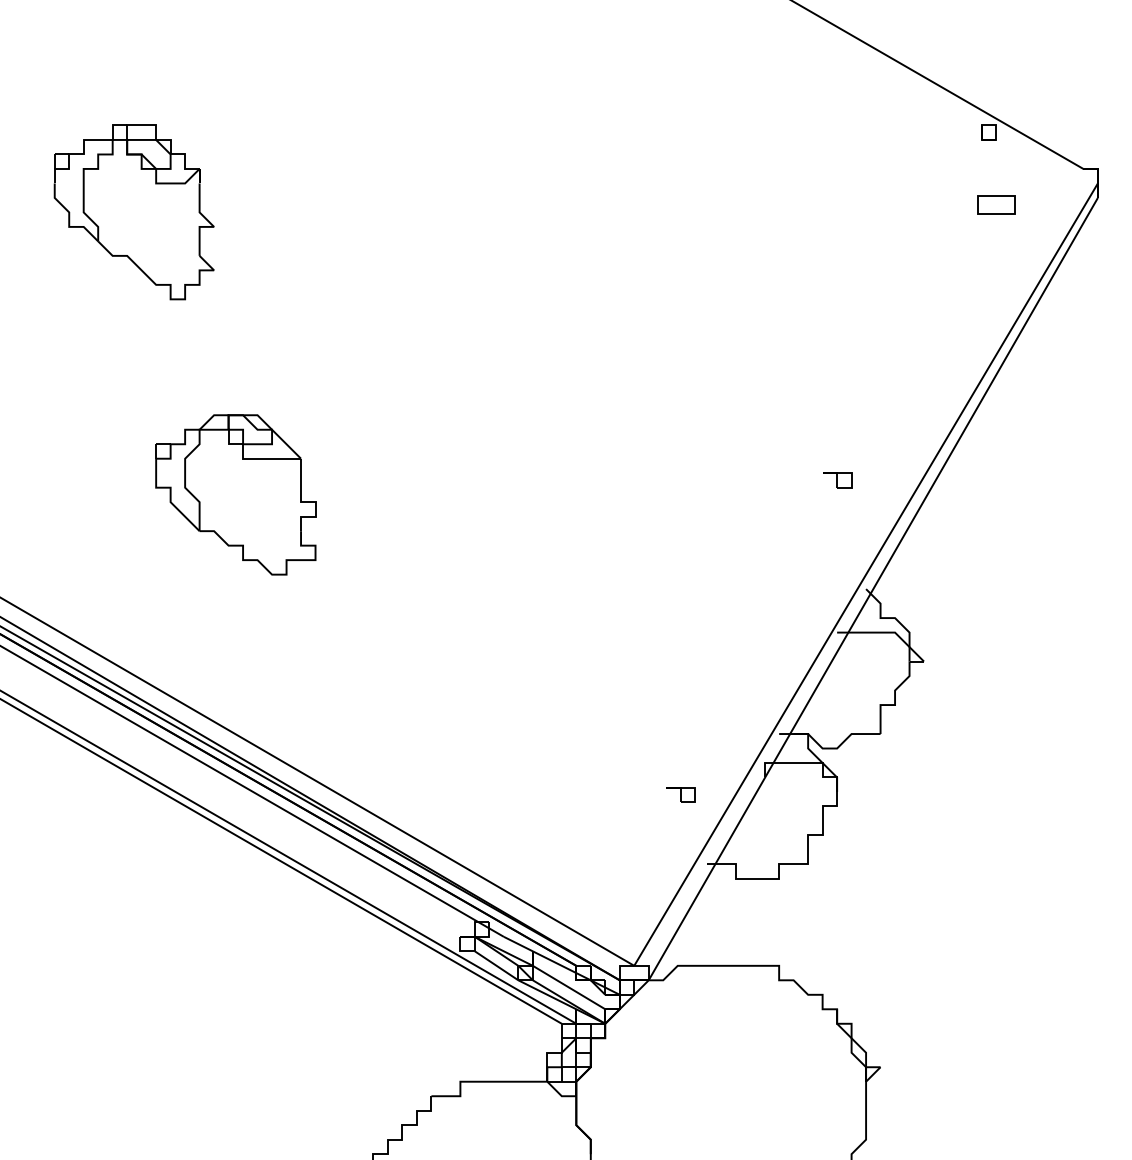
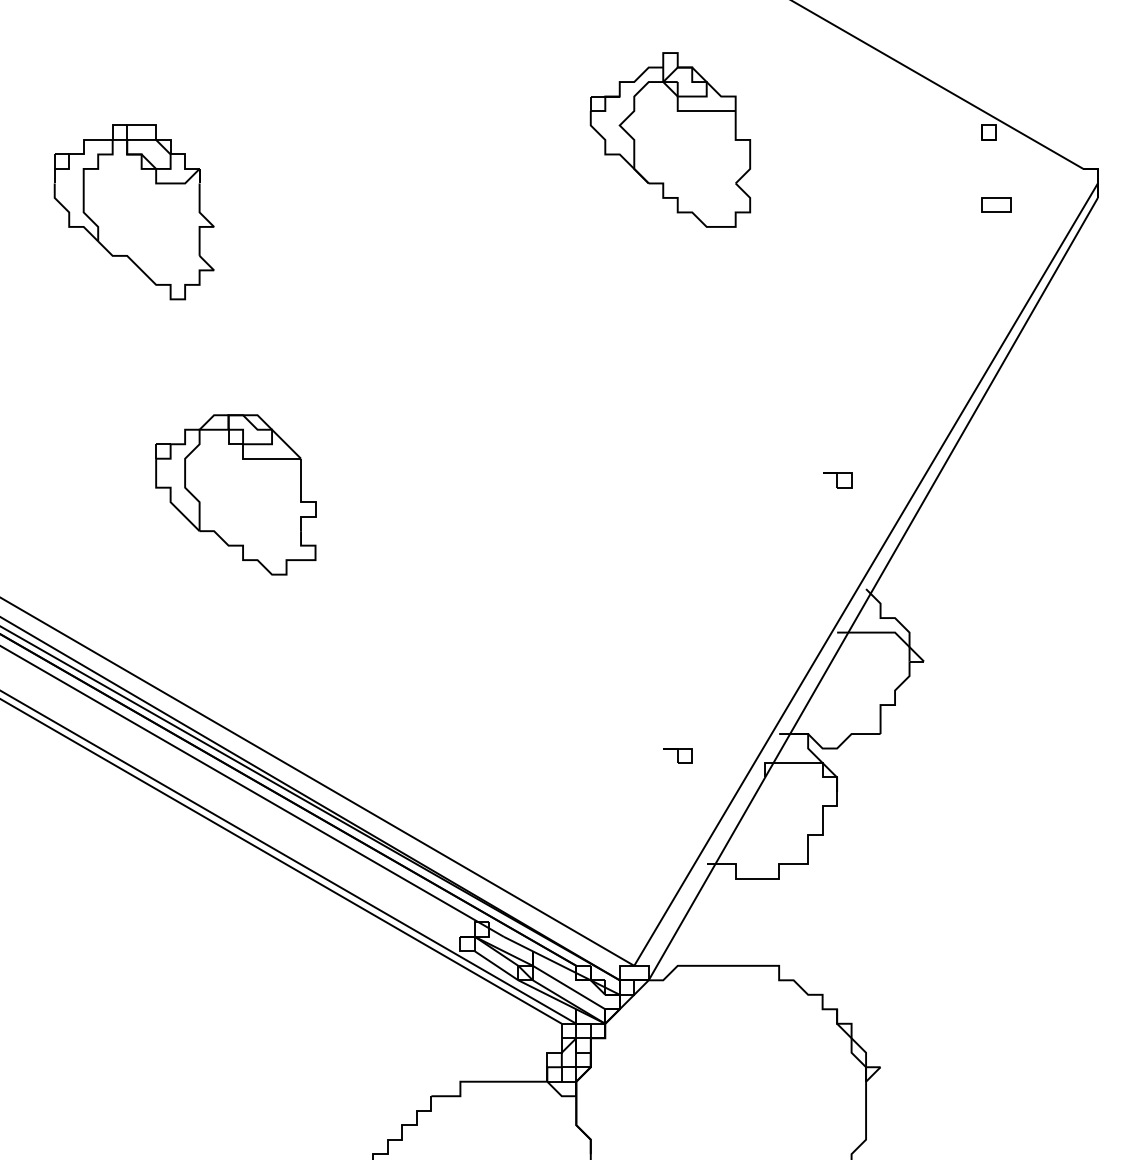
part: none -> present (670, 139)
part size: 39x20 px -> 31x16 px (996, 204)
part position: (680, 794) -> (677, 755) (677, 755)
